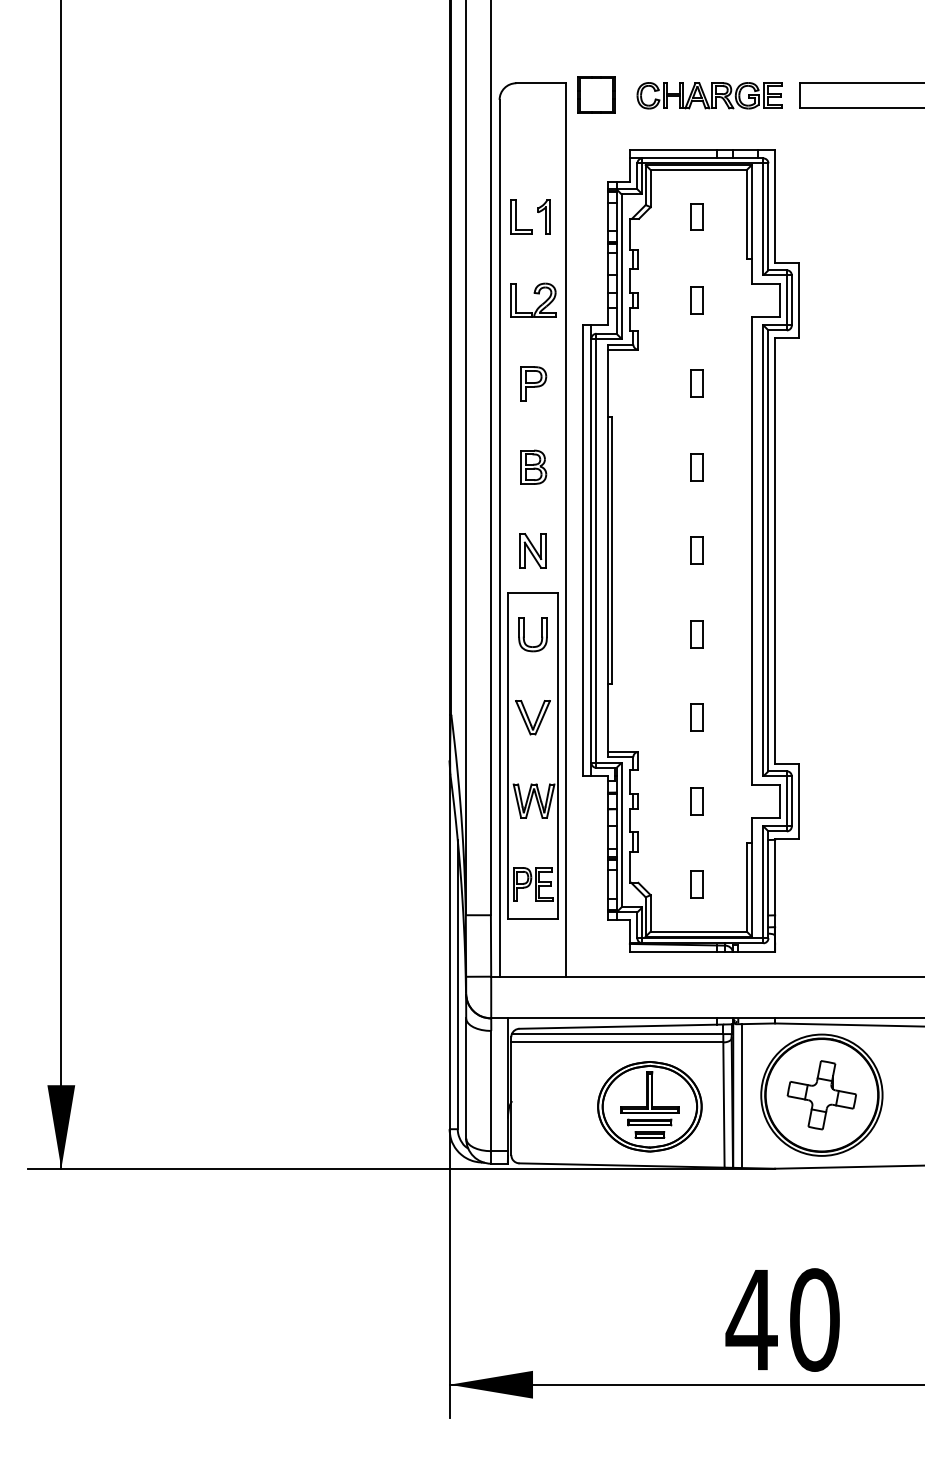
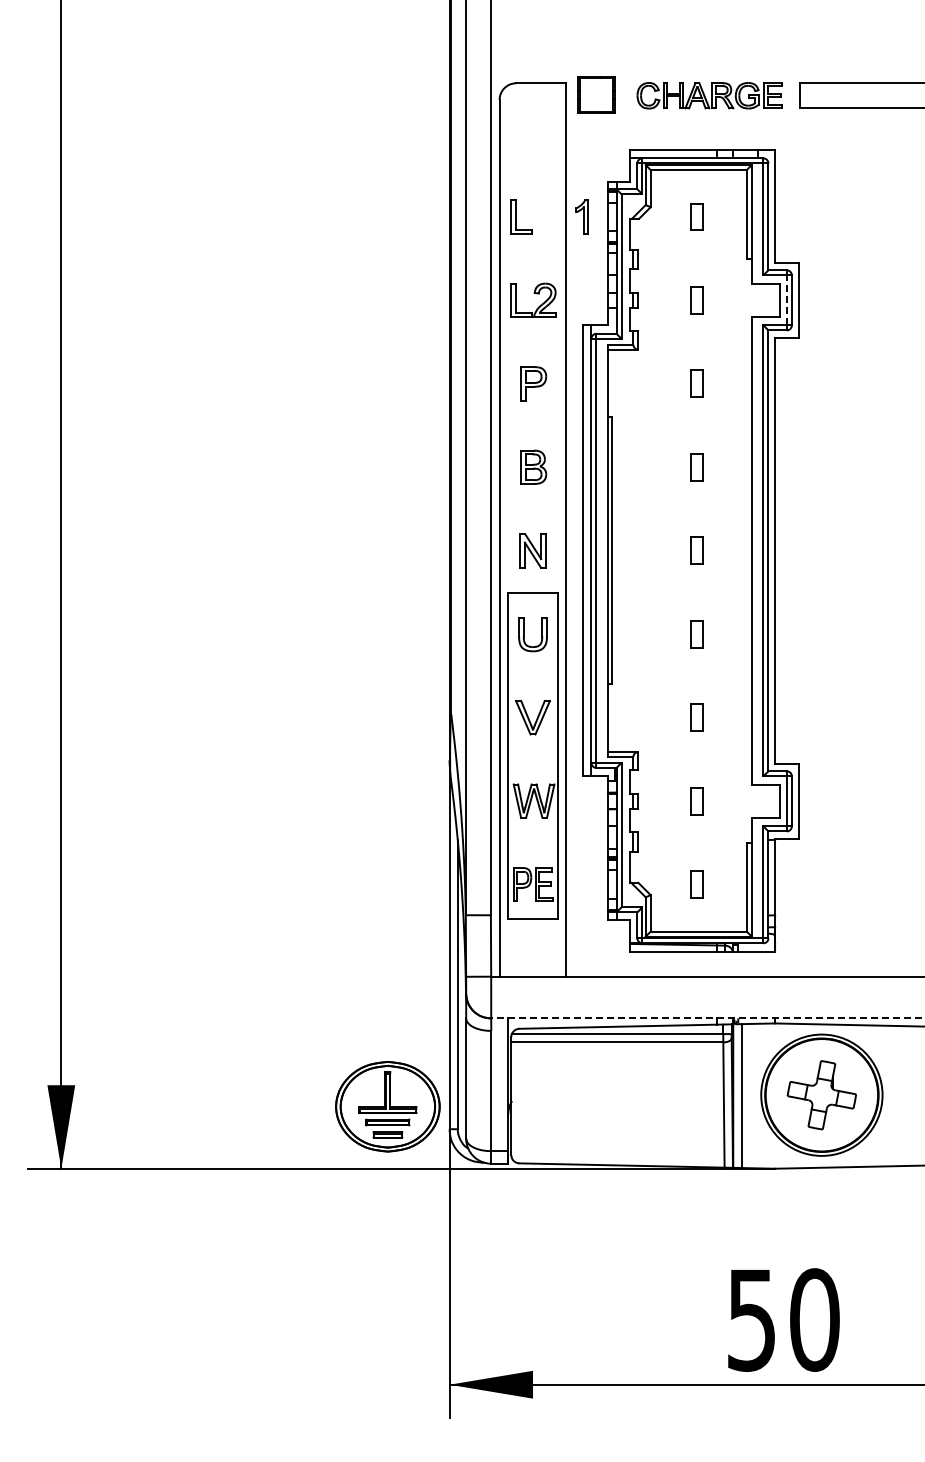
part position: (543, 216) -> (581, 216) (581, 216)
line: solid -> dashed (786, 299)
line: solid -> dashed (708, 1018)
part position: (649, 1106) -> (387, 1106) (387, 1106)
text: 40 -> 50 (751, 1320)
